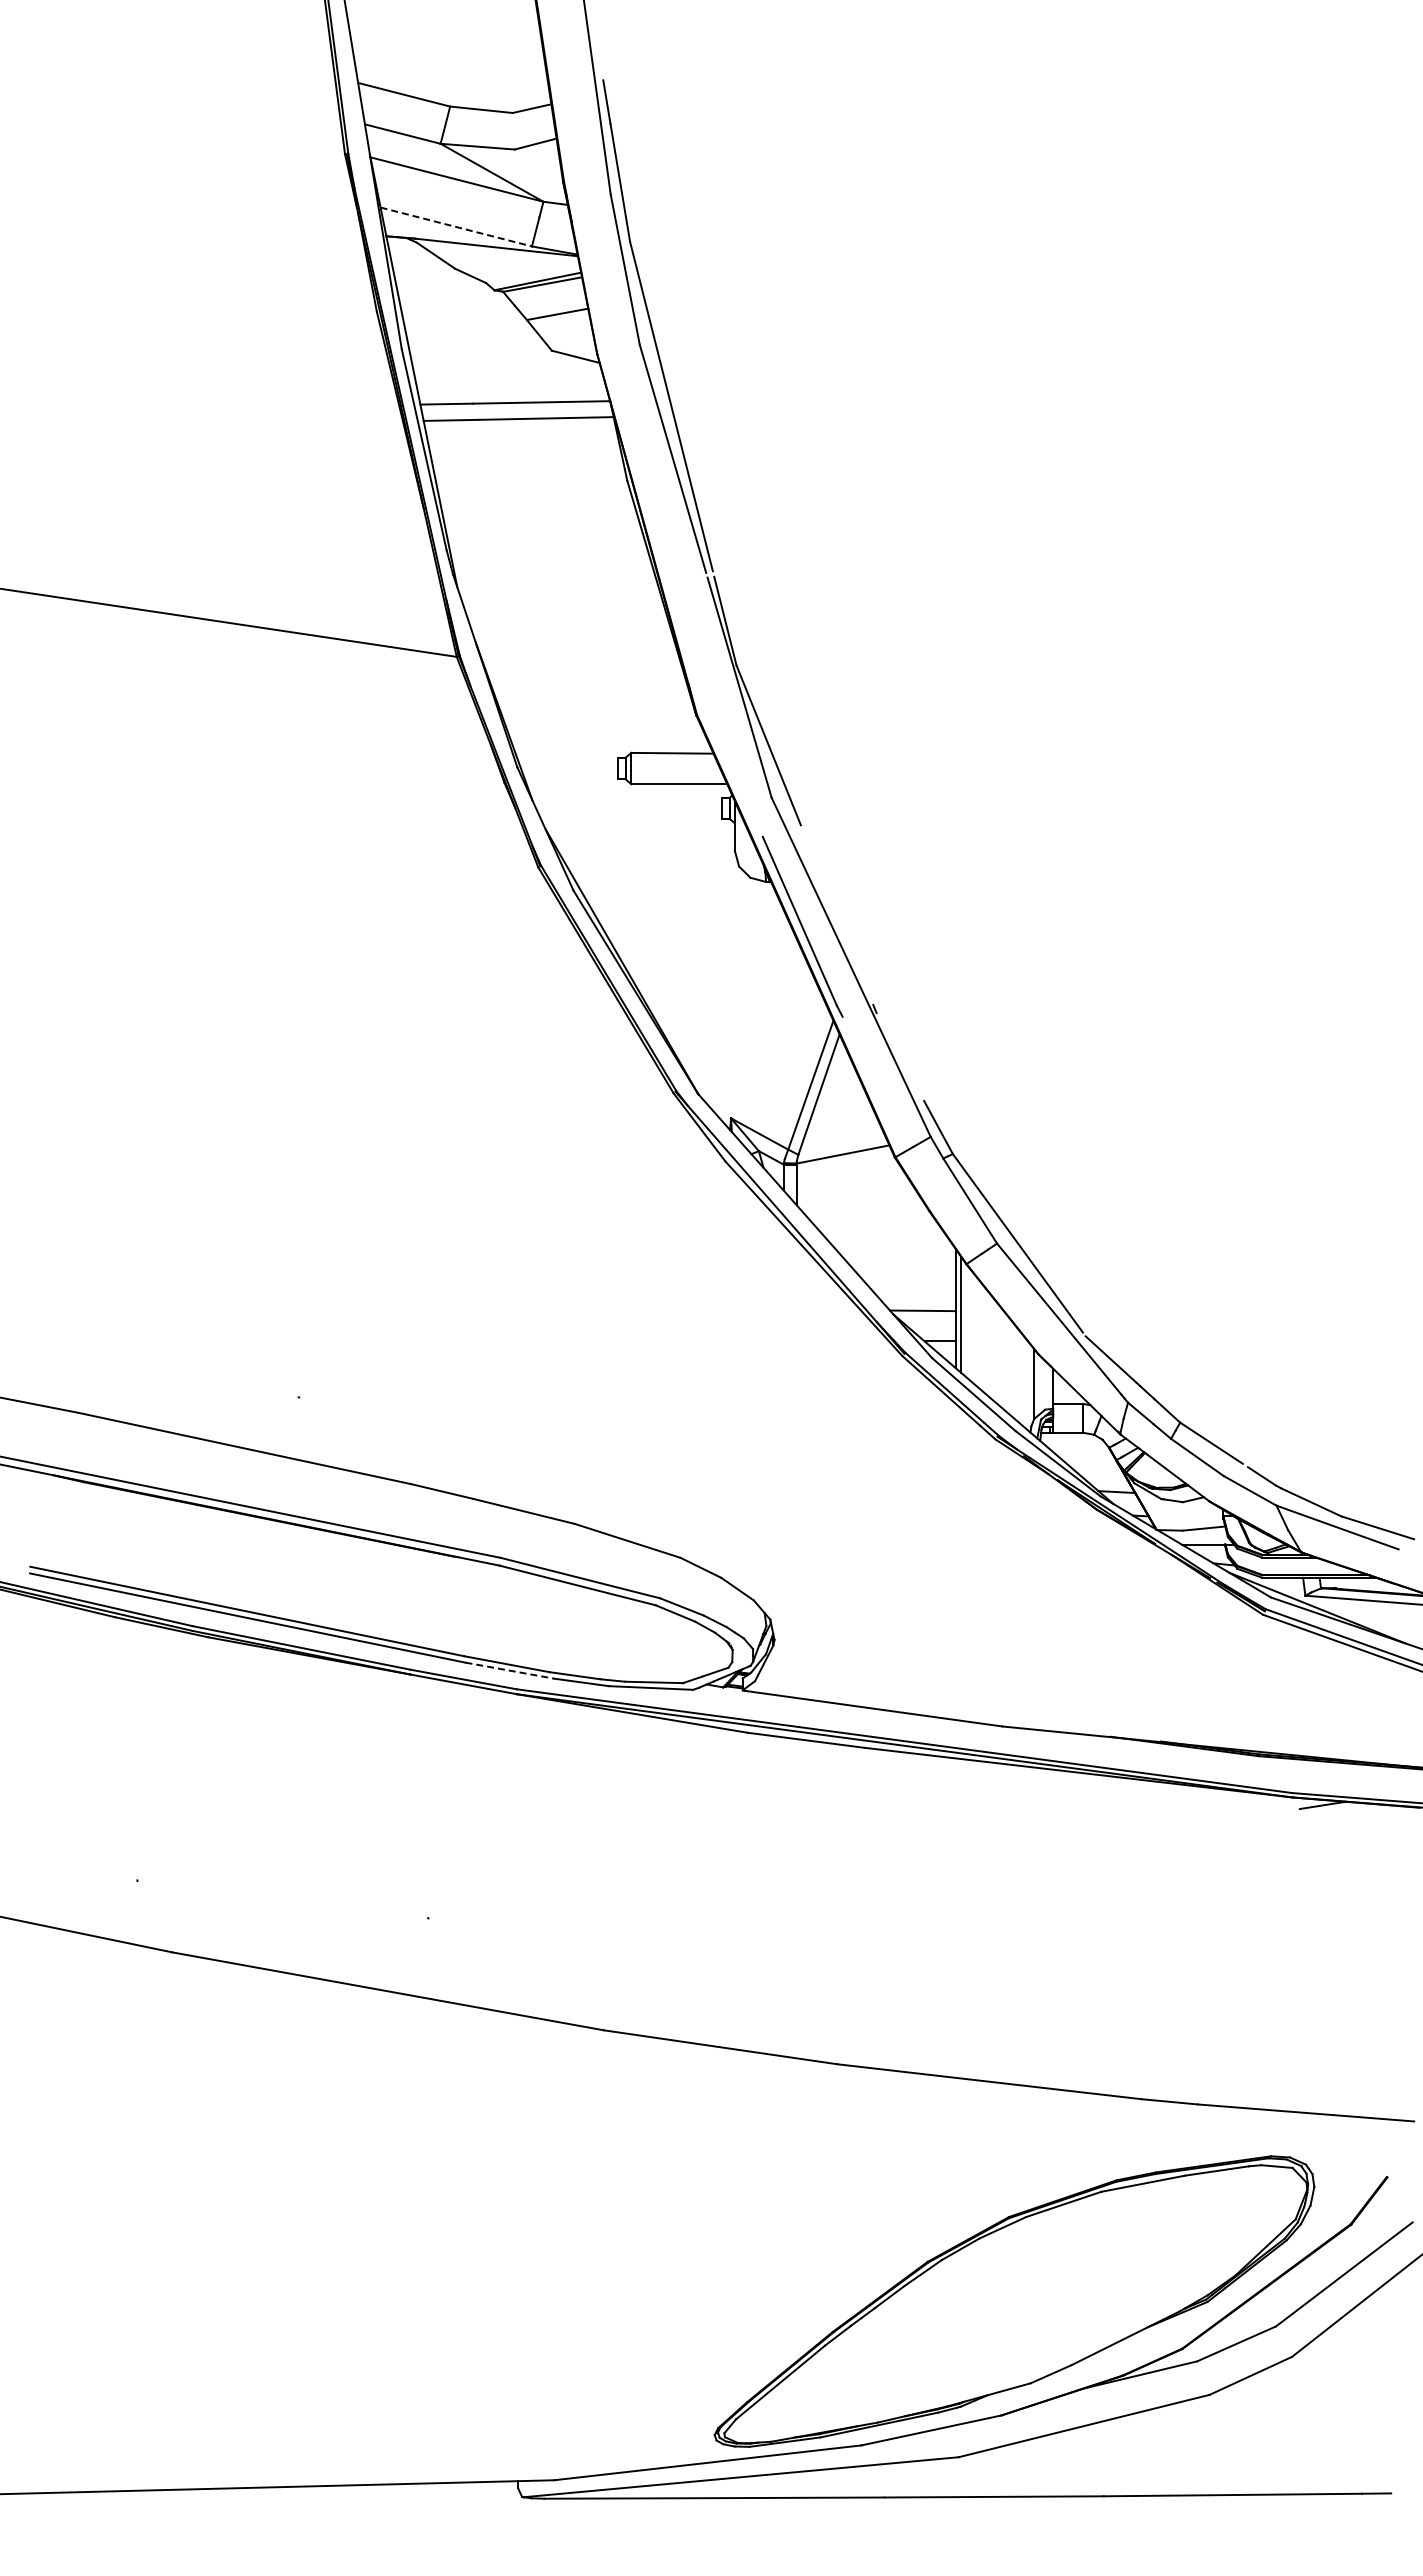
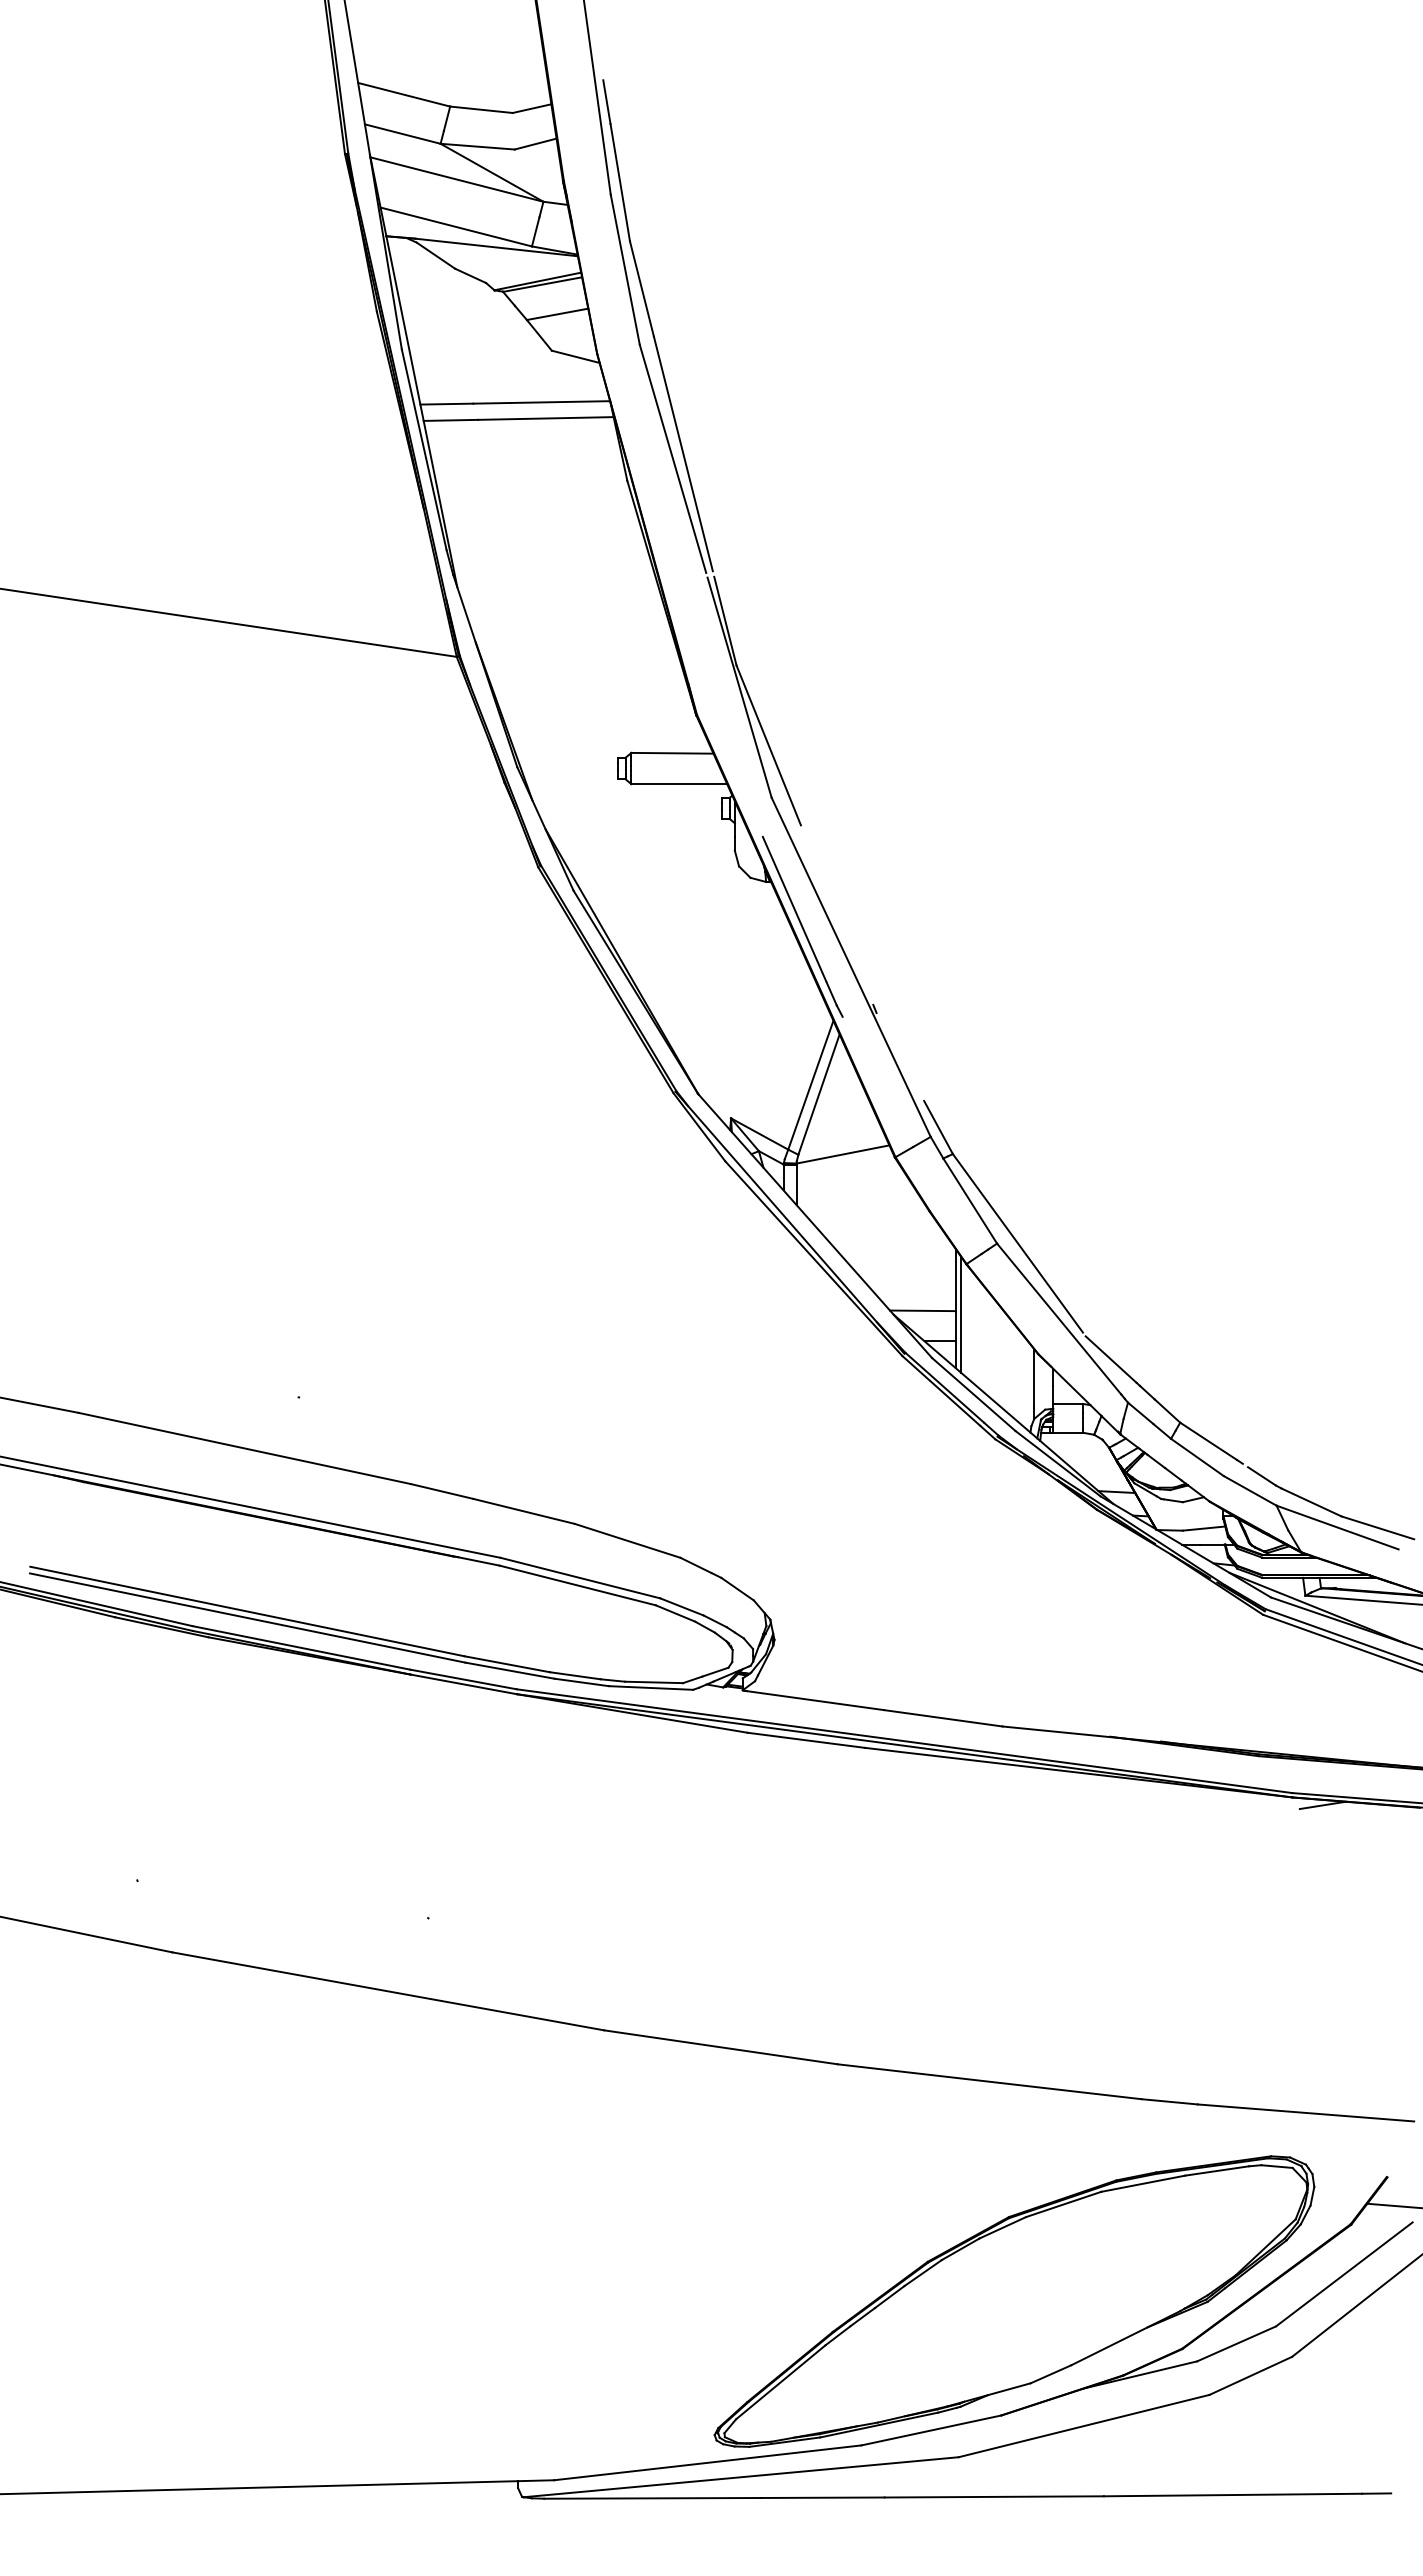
line: dashed -> solid (456, 227)
line: dashed -> solid (510, 1670)
line: none -> present (1393, 2205)
